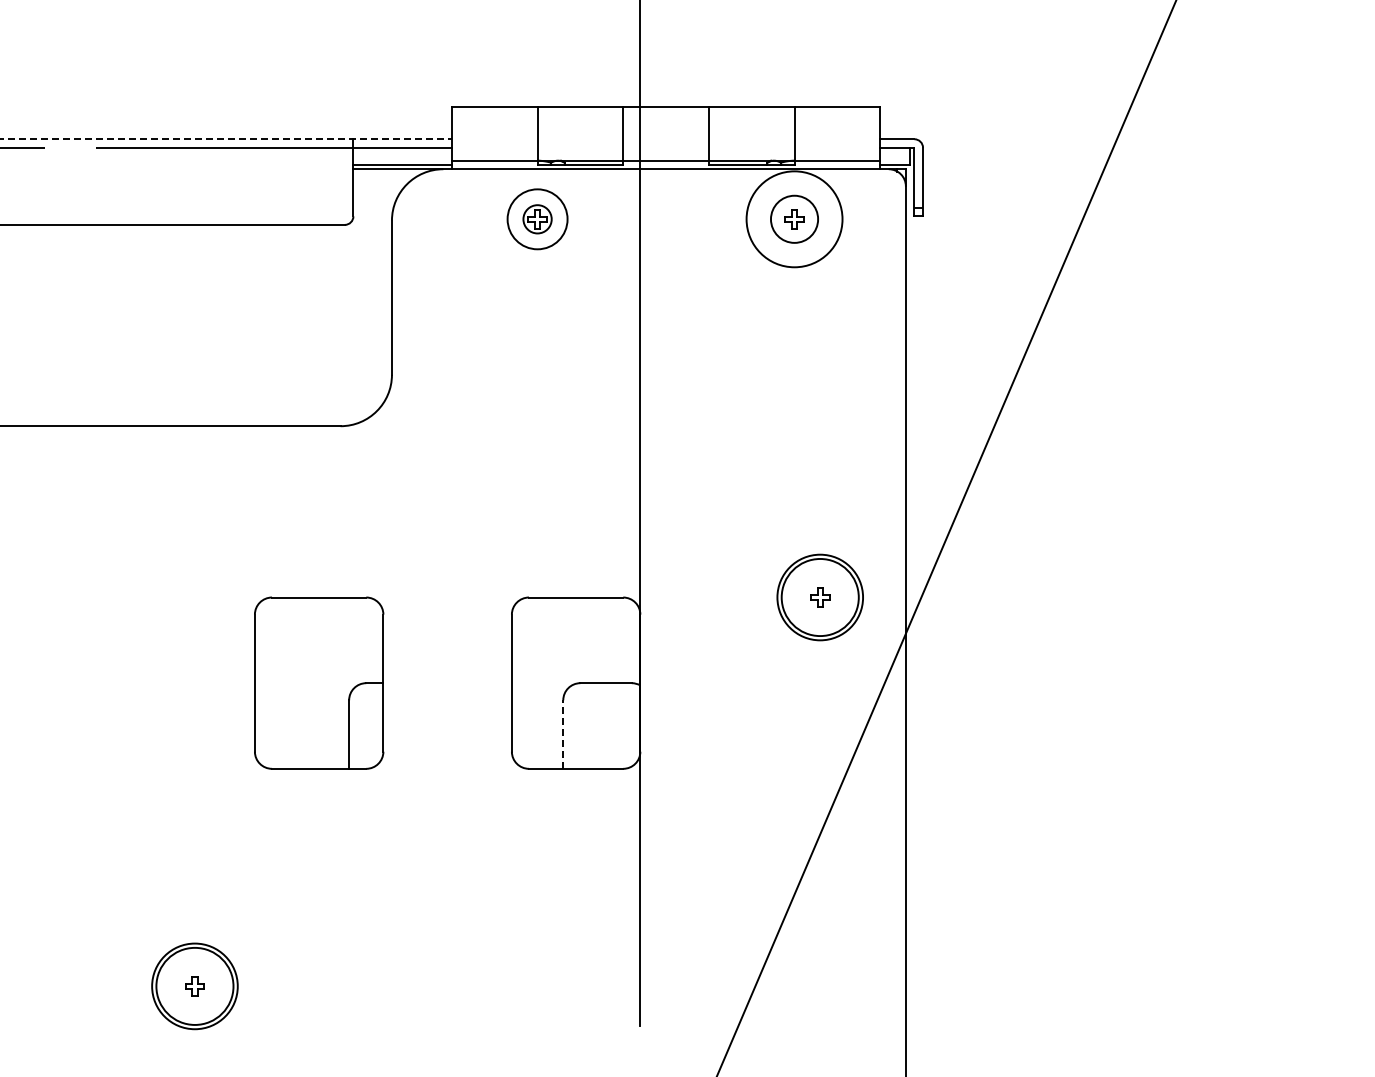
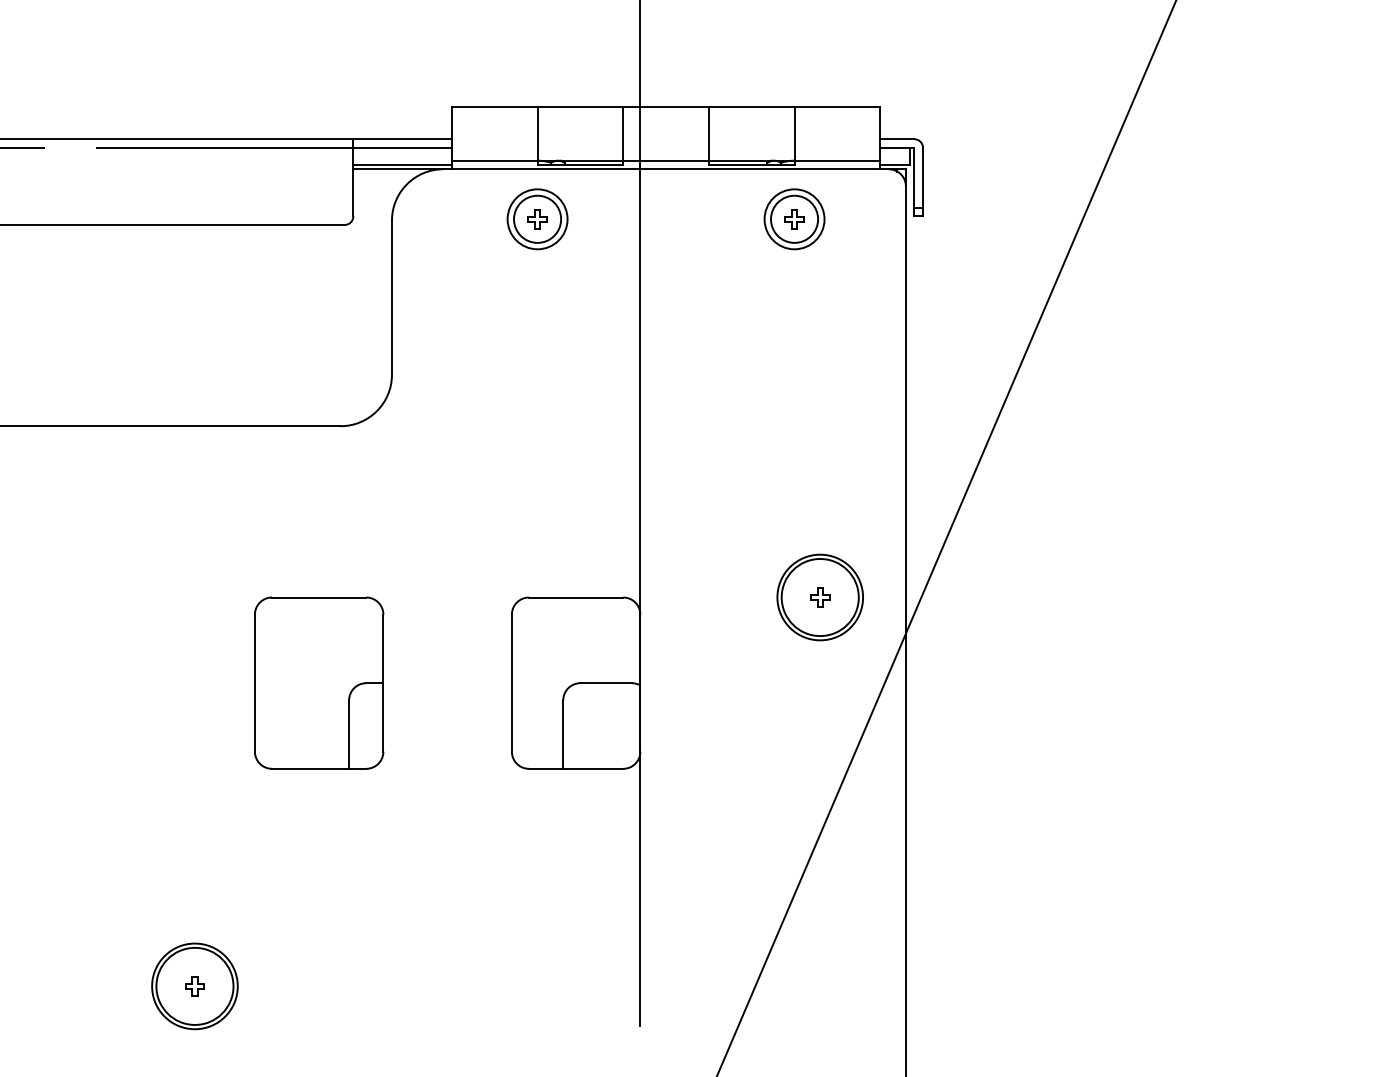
line: dashed -> solid (226, 139)
circle diameter: 28 px -> 47 px (537, 218)
circle diameter: 96 px -> 60 px (794, 219)
line: dashed -> solid (563, 734)
